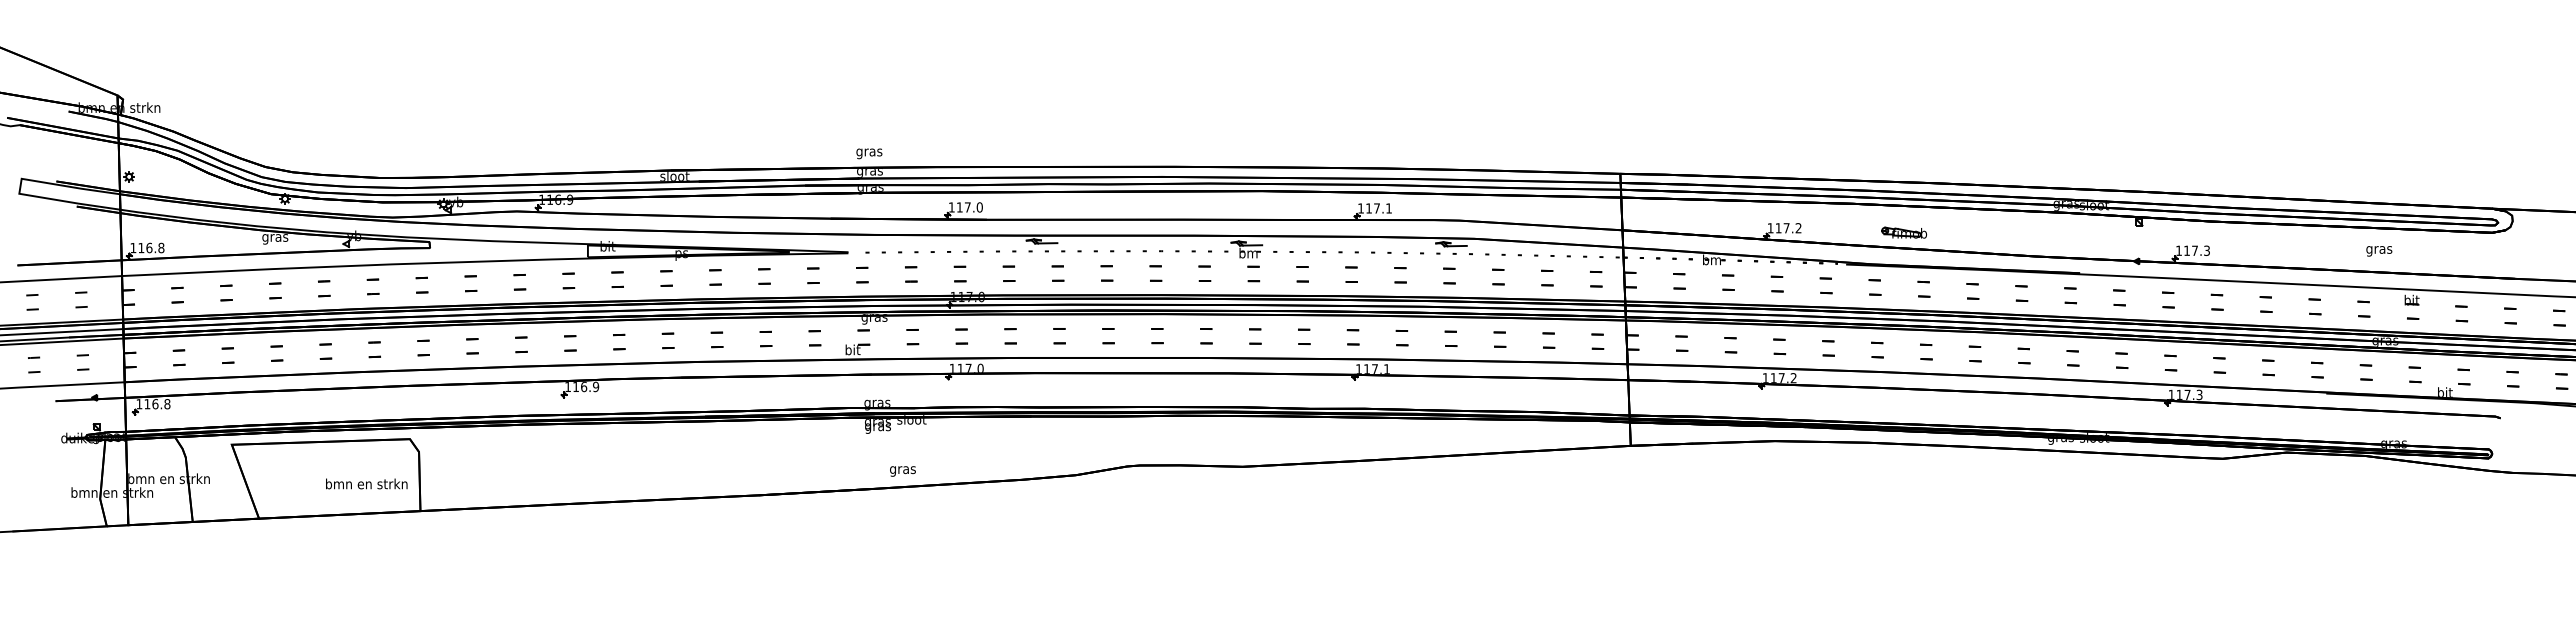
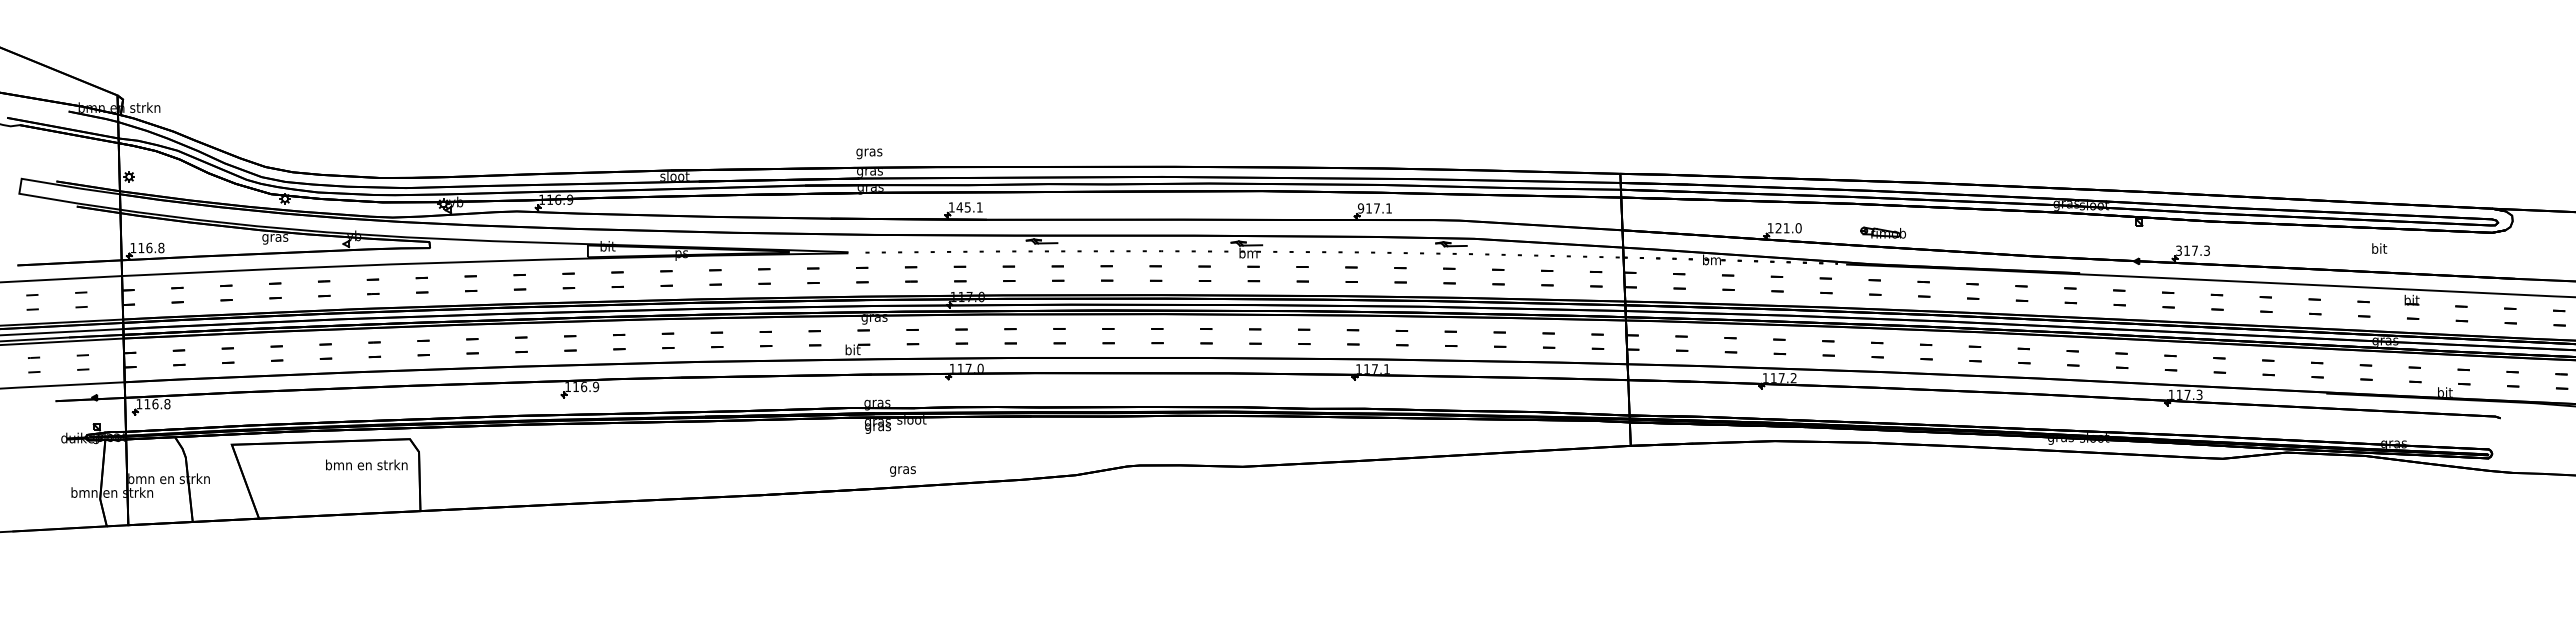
text: 117.0 -> 145.1 (969, 207)
text: 117.1 -> 917.1 (1360, 208)
text: 117.2 -> 121.0 (1788, 228)
part position: (1904, 232) -> (1883, 232) (1883, 232)
text: gras -> bit (2379, 249)
text: 117.3 -> 317.3 (2178, 250)
text position: (366, 483) -> (366, 464) (366, 464)
